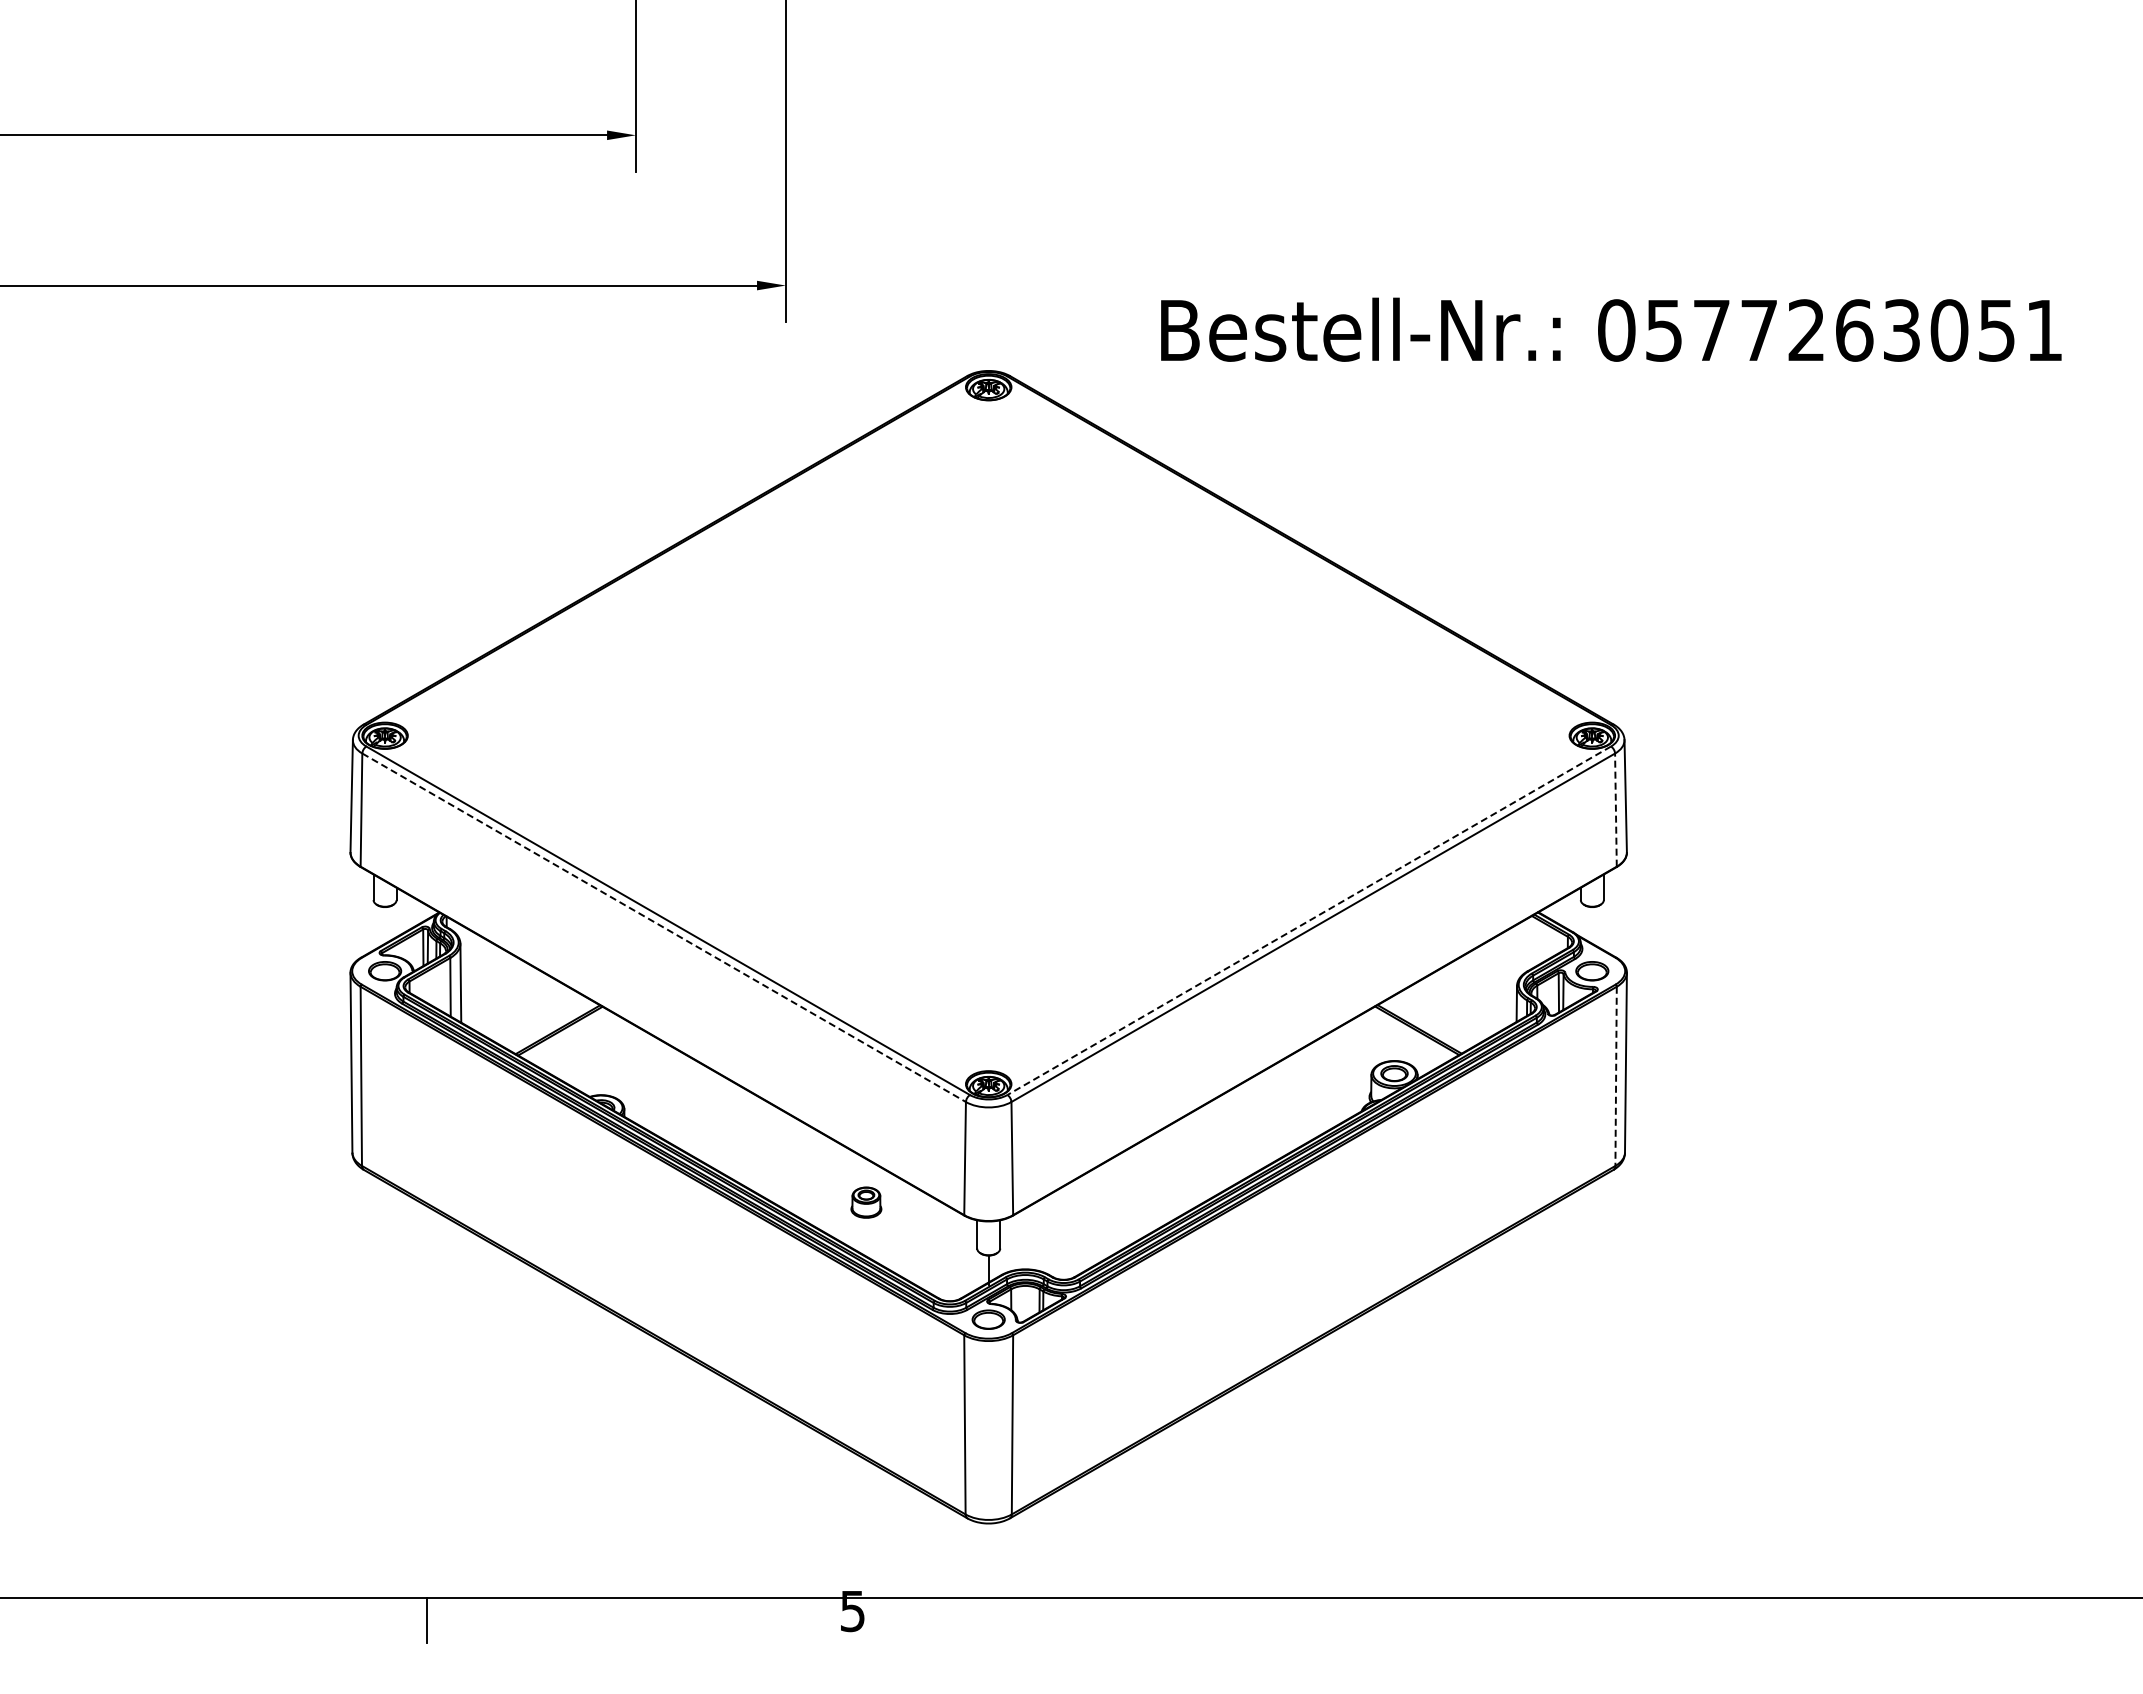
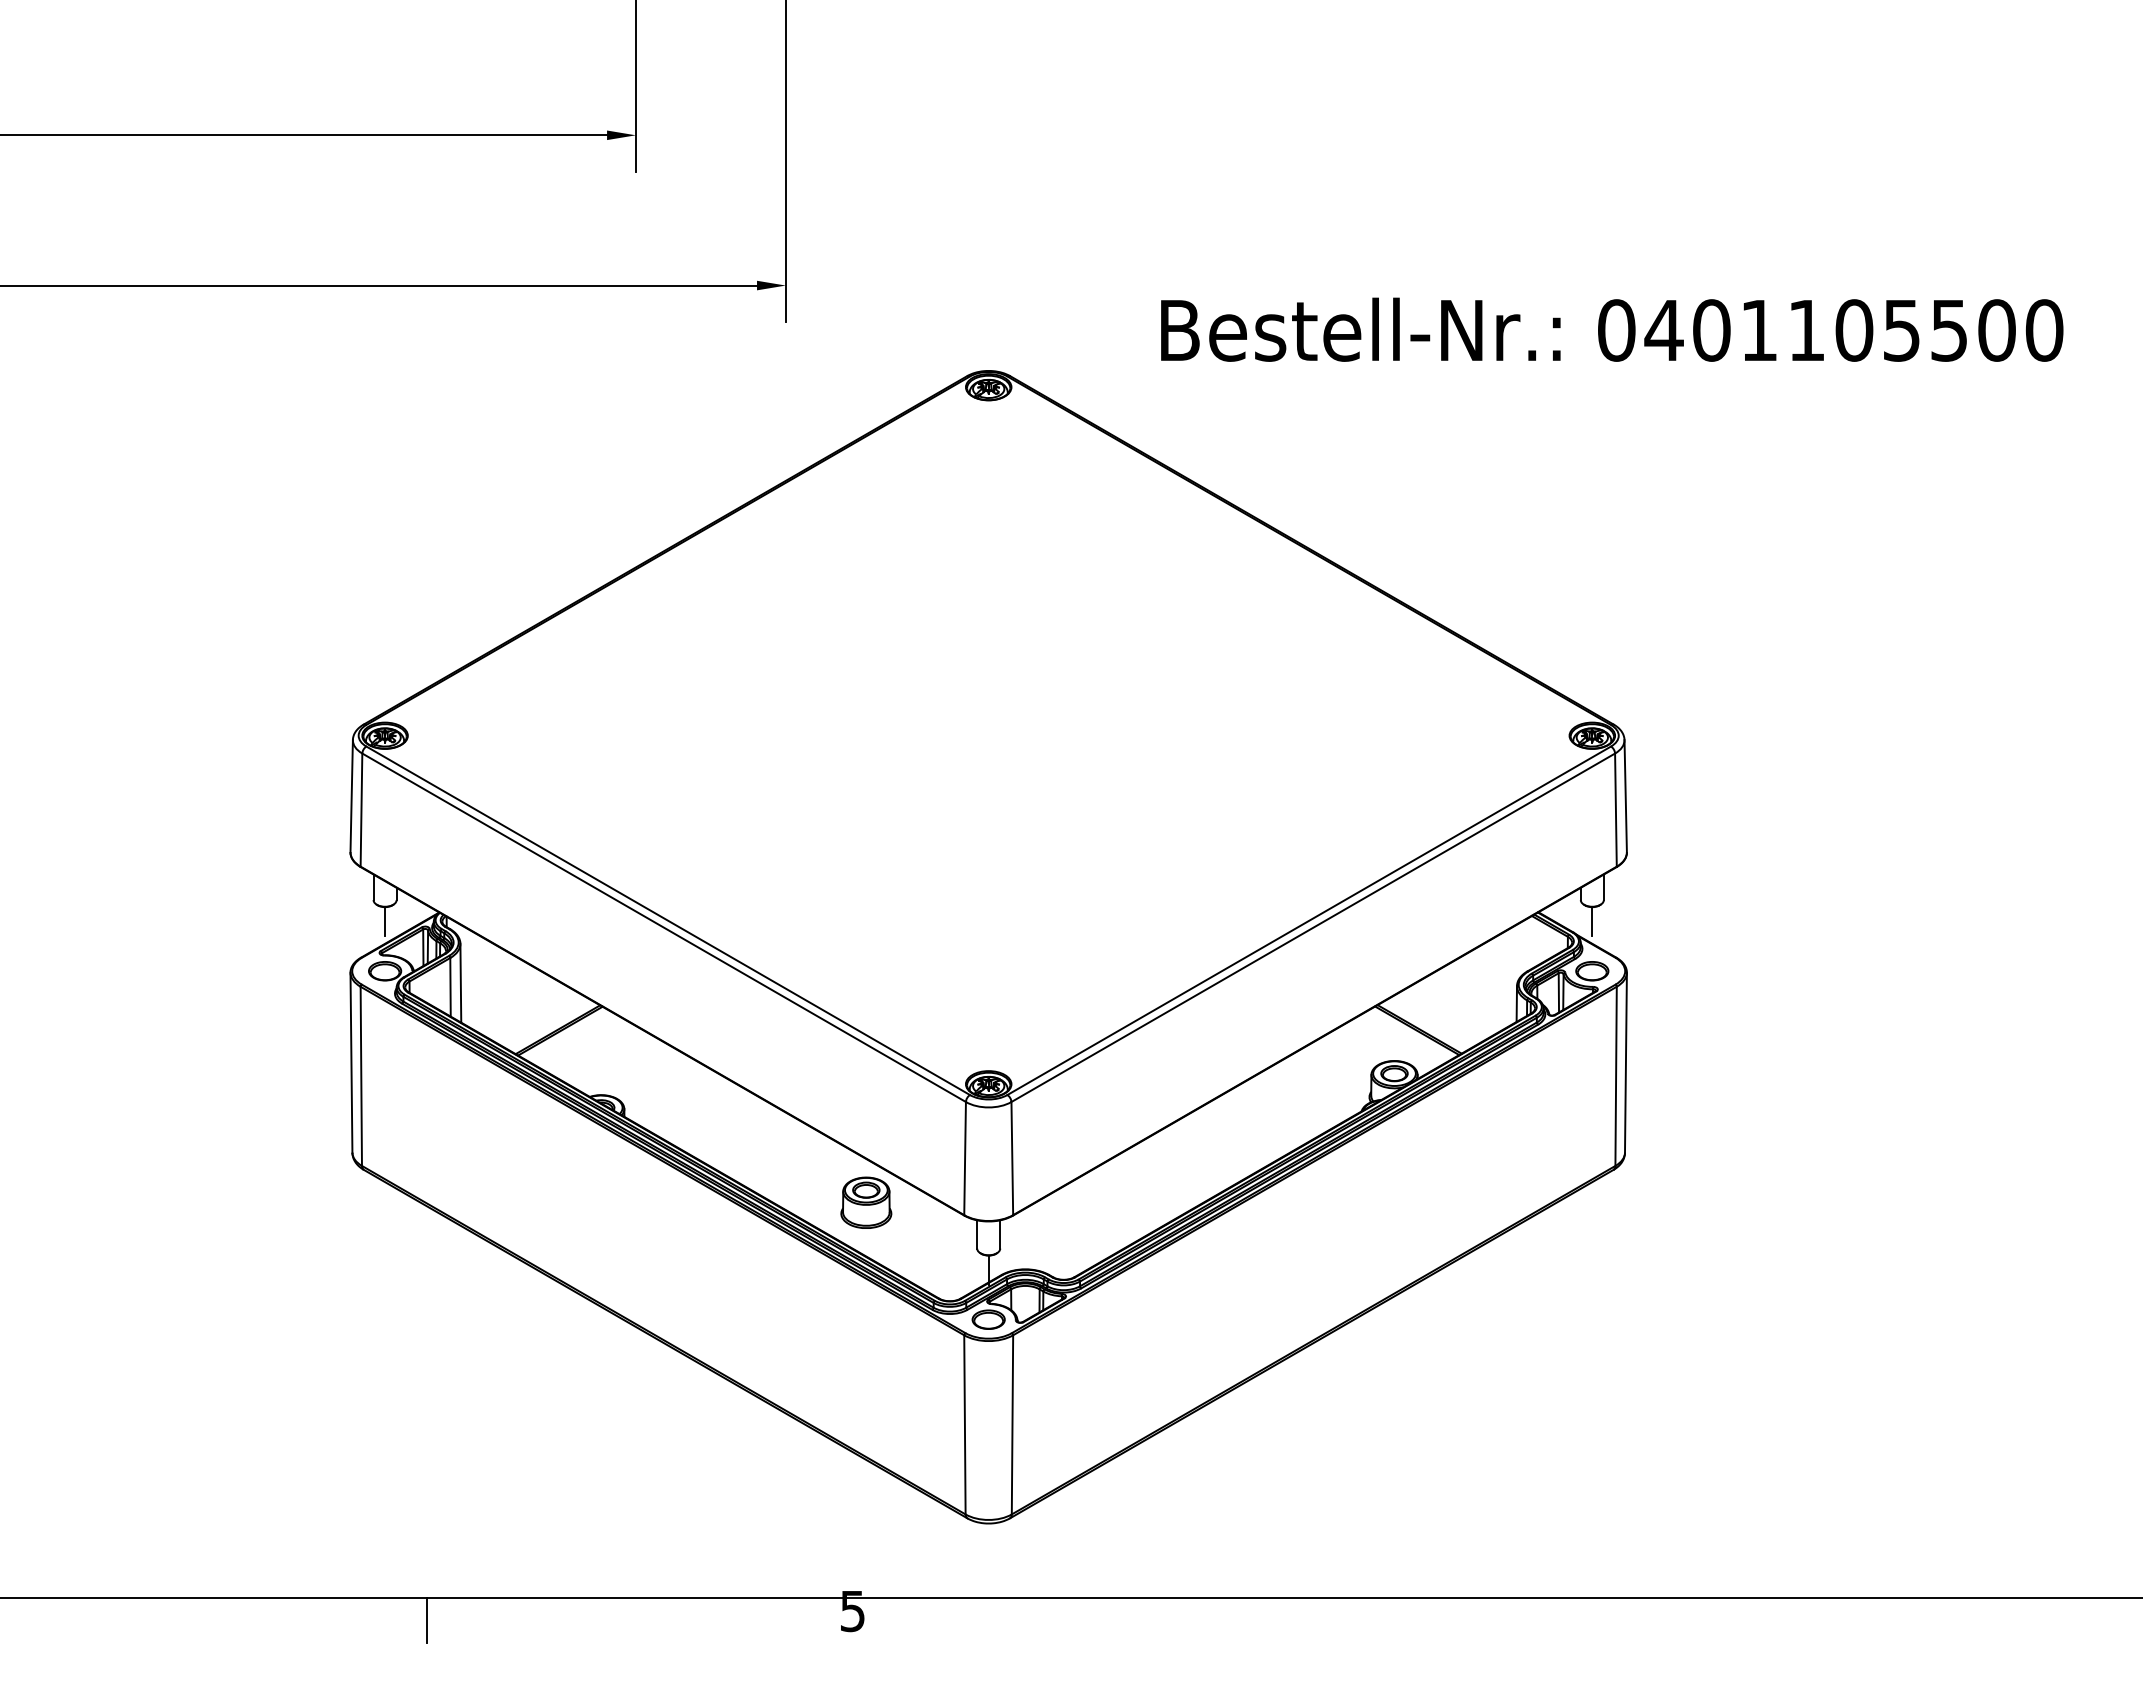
text: 0577263051 -> 0401105500 (1853, 330)
line: dashed -> solid (1615, 810)
line: none -> present (385, 921)
line: dashed -> solid (1308, 921)
line: none -> present (1592, 921)
line: dashed -> solid (664, 928)
line: dashed -> solid (1616, 1076)
part size: 33x33 px -> 53x53 px (866, 1202)
